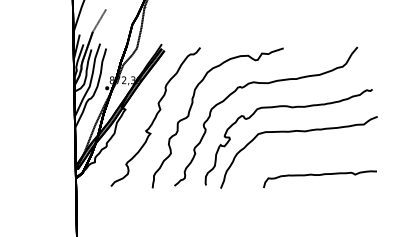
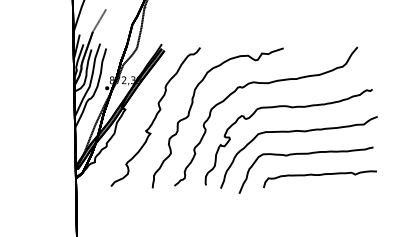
curve: none -> present (305, 154)
